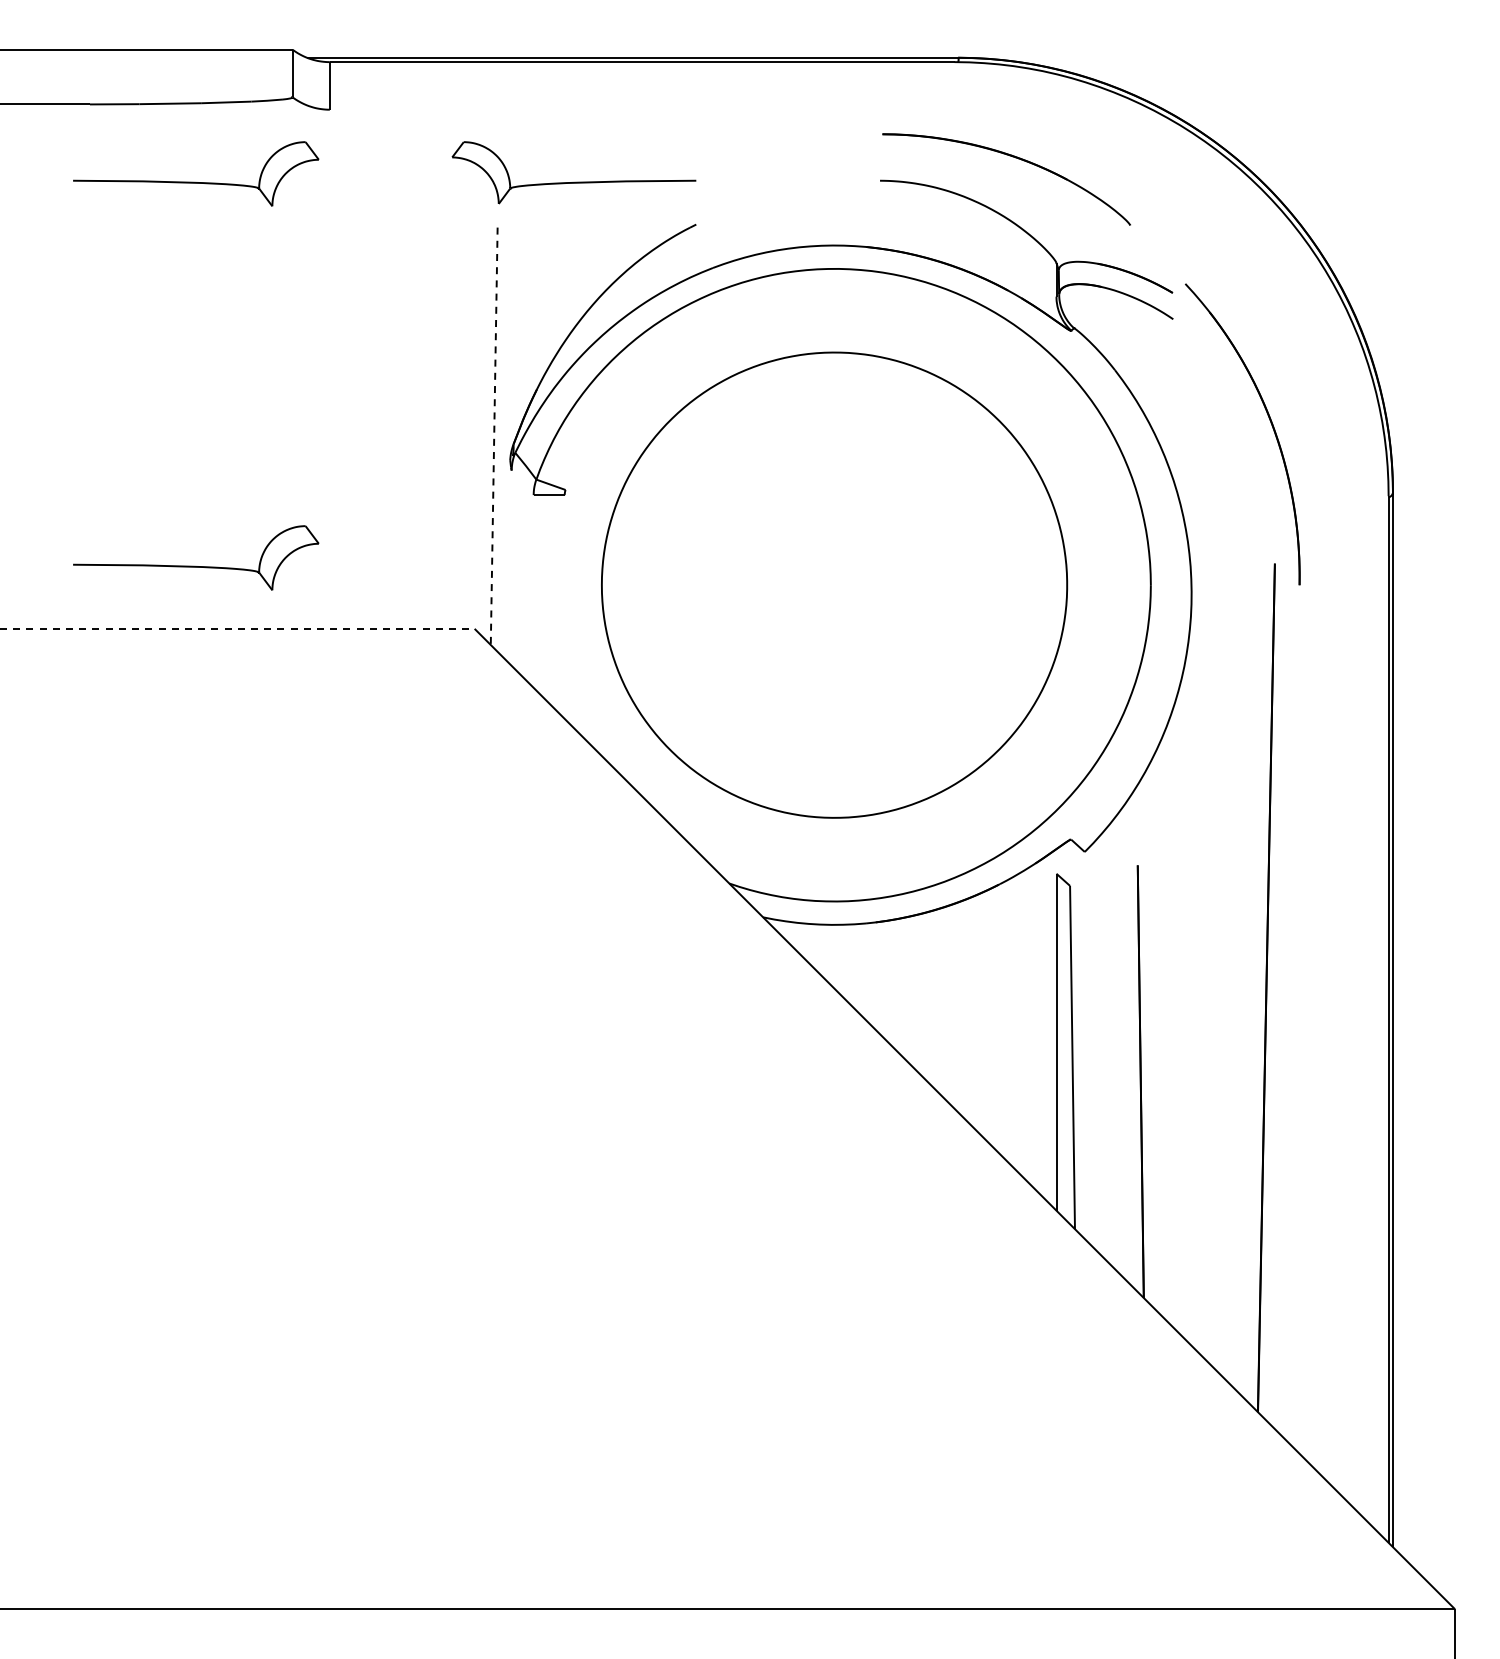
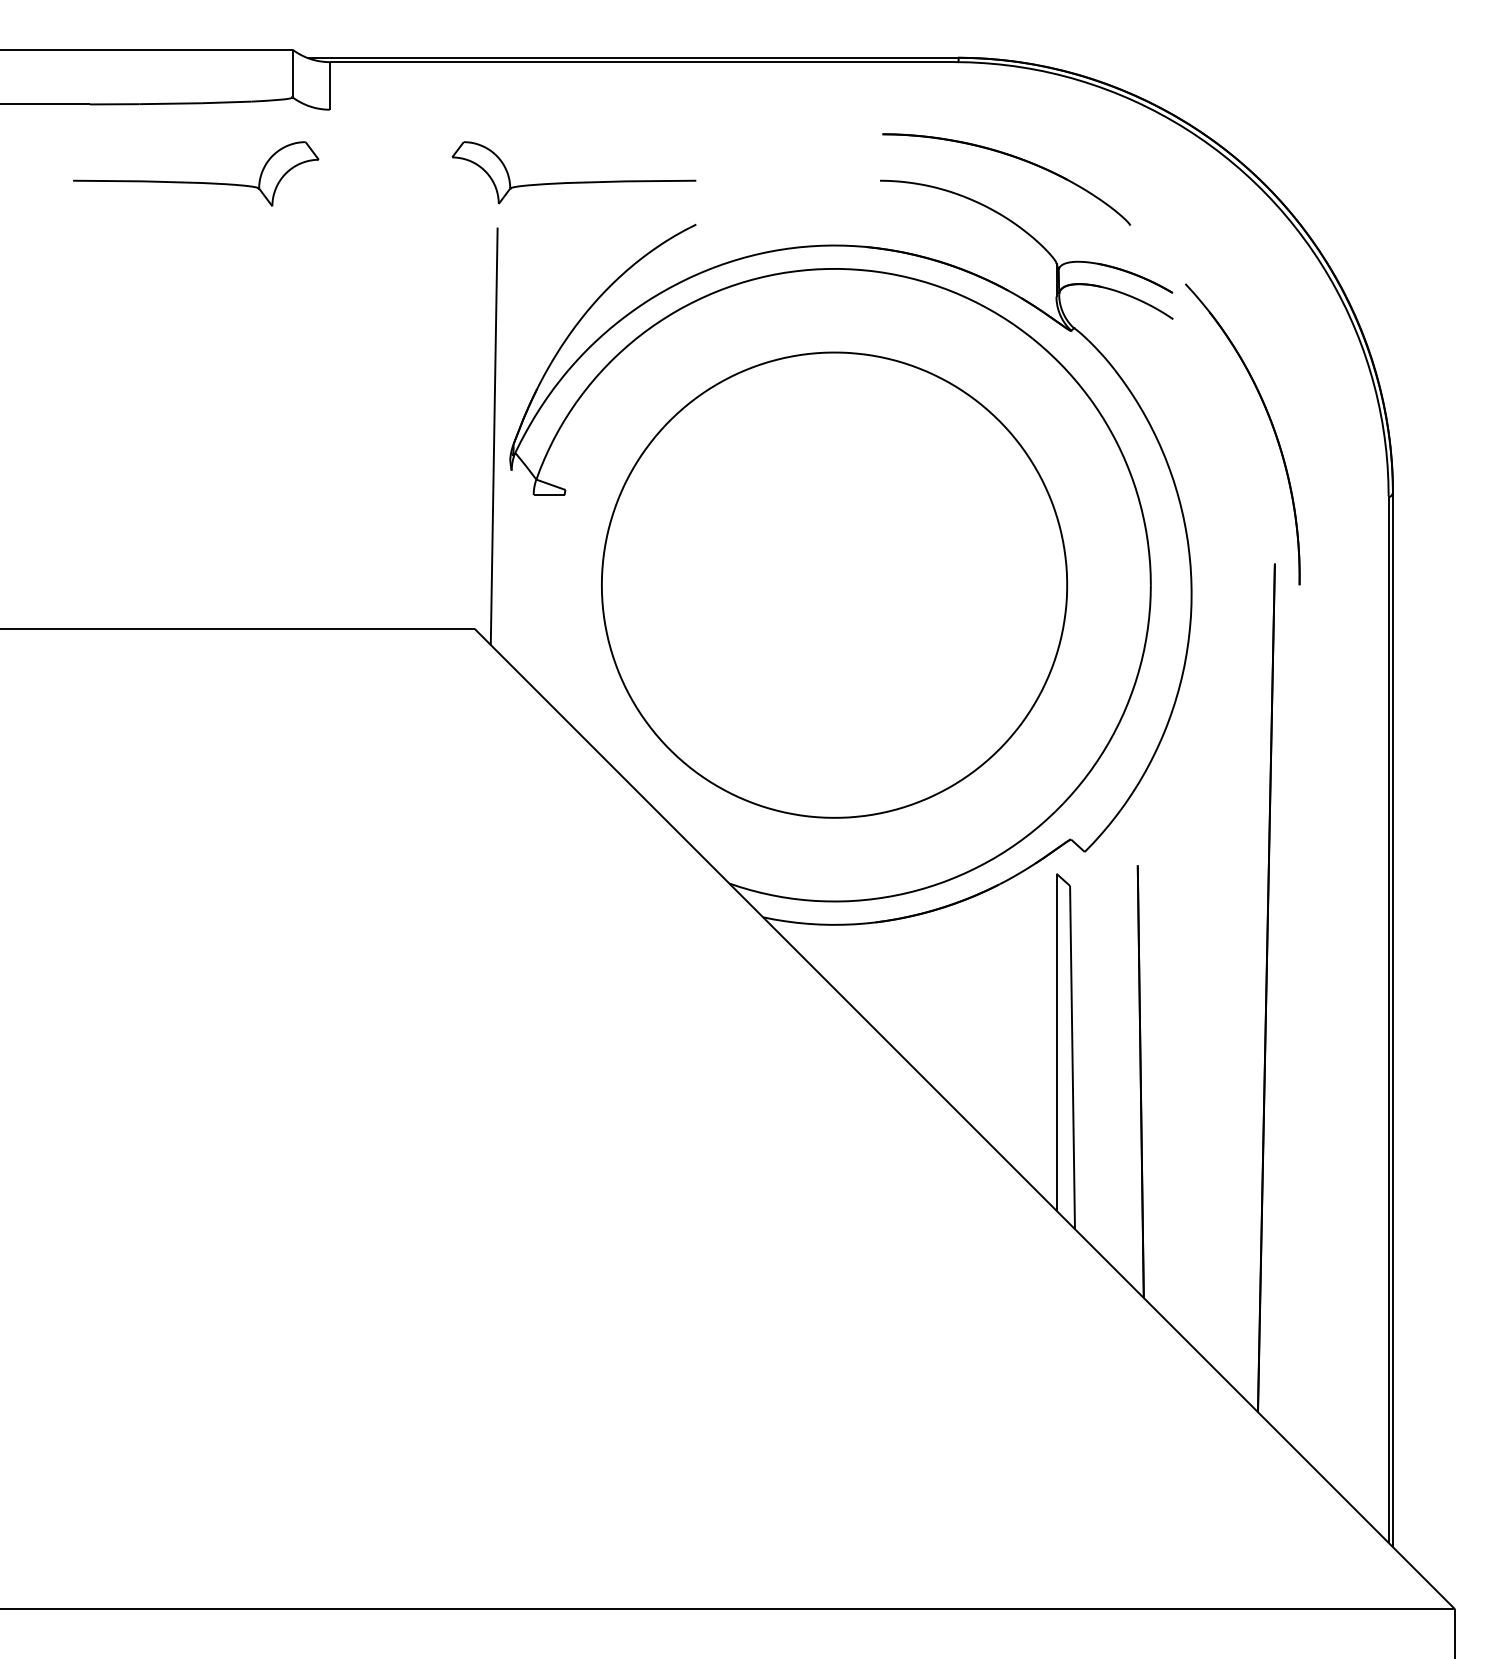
line: dashed -> solid (494, 436)
part: present -> none (195, 565)
line: dashed -> solid (238, 628)
